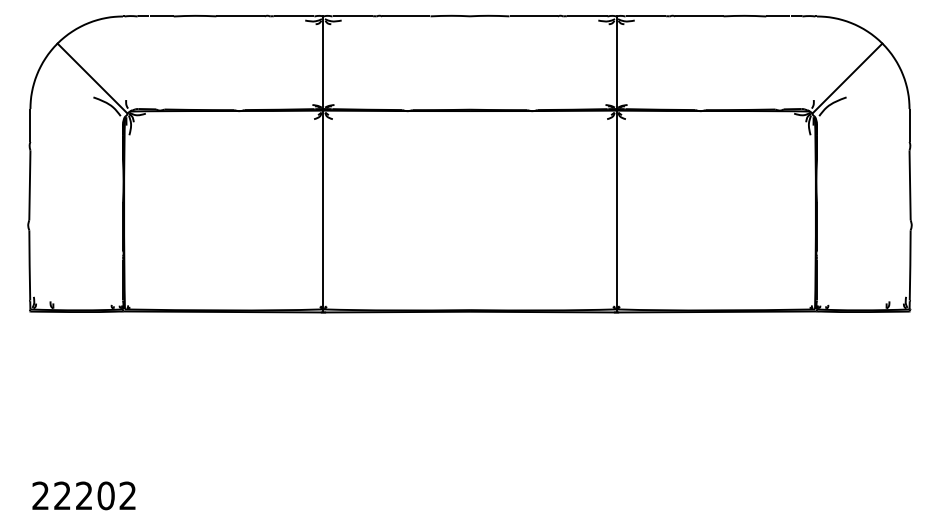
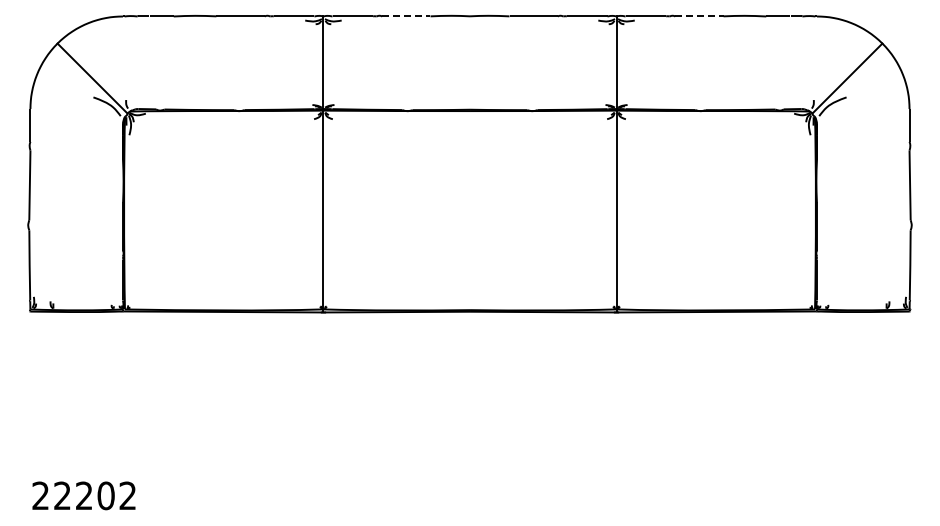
line: solid -> dashed (406, 16)
line: solid -> dashed (699, 16)
